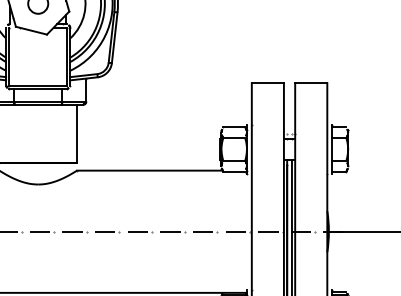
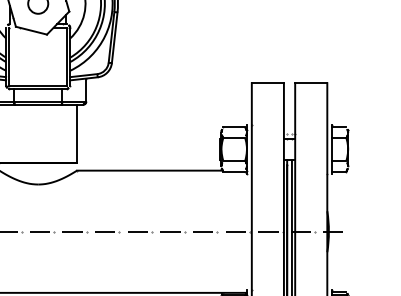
line: present -> none (363, 231)
